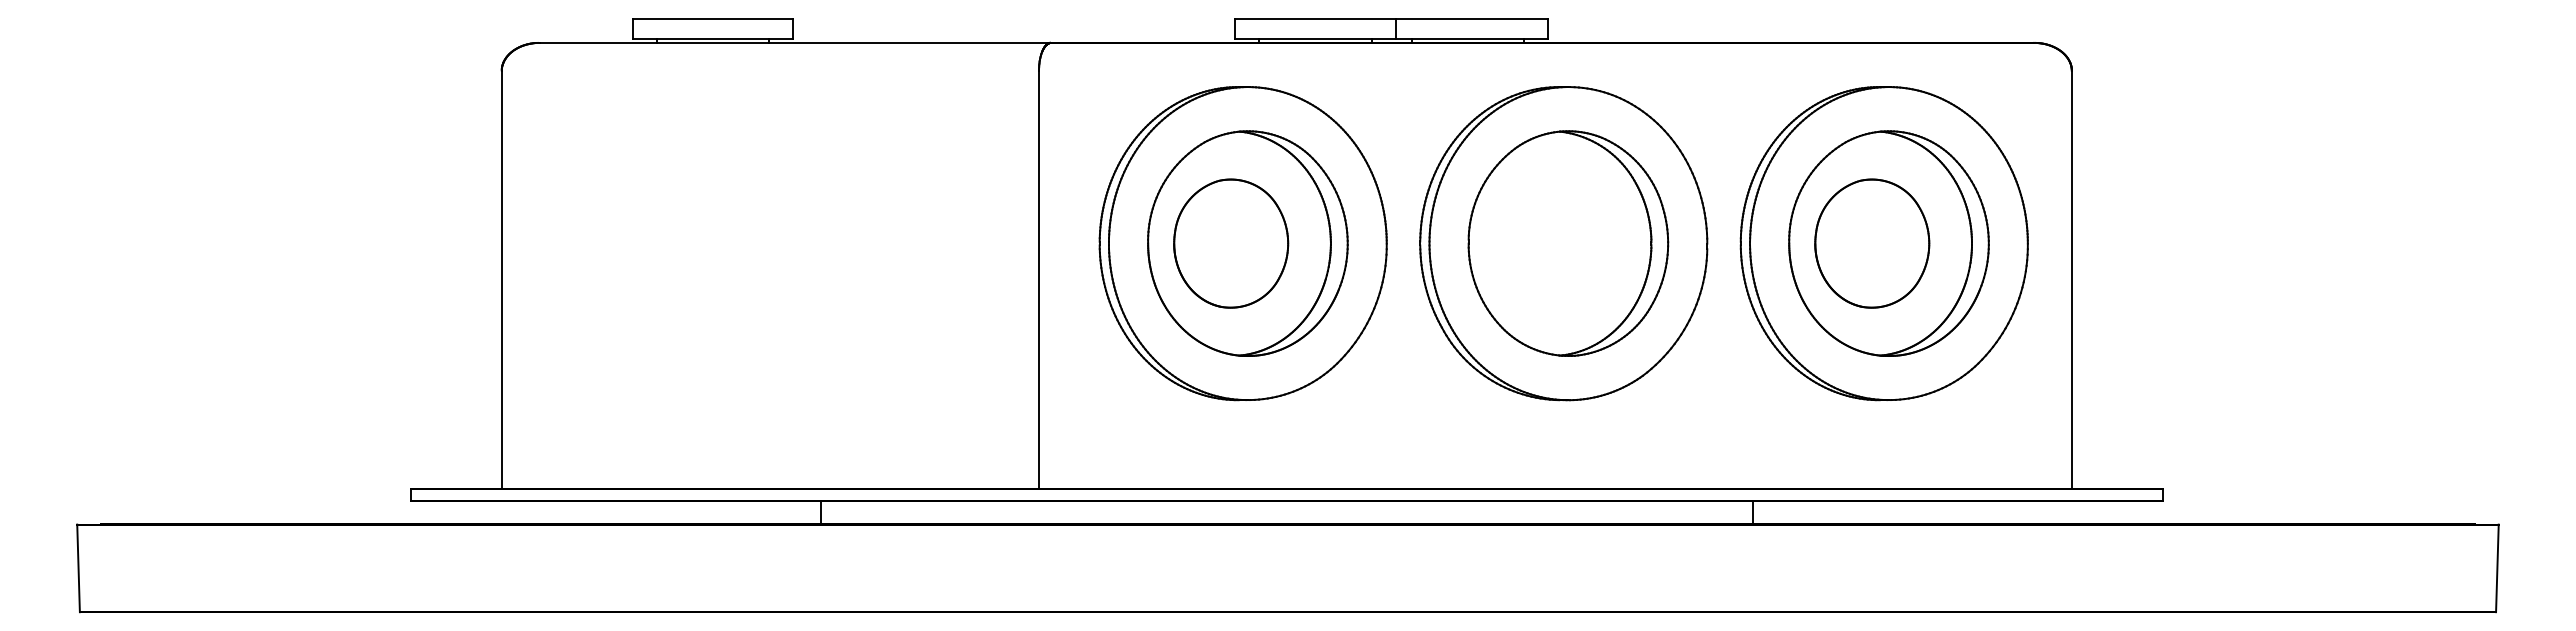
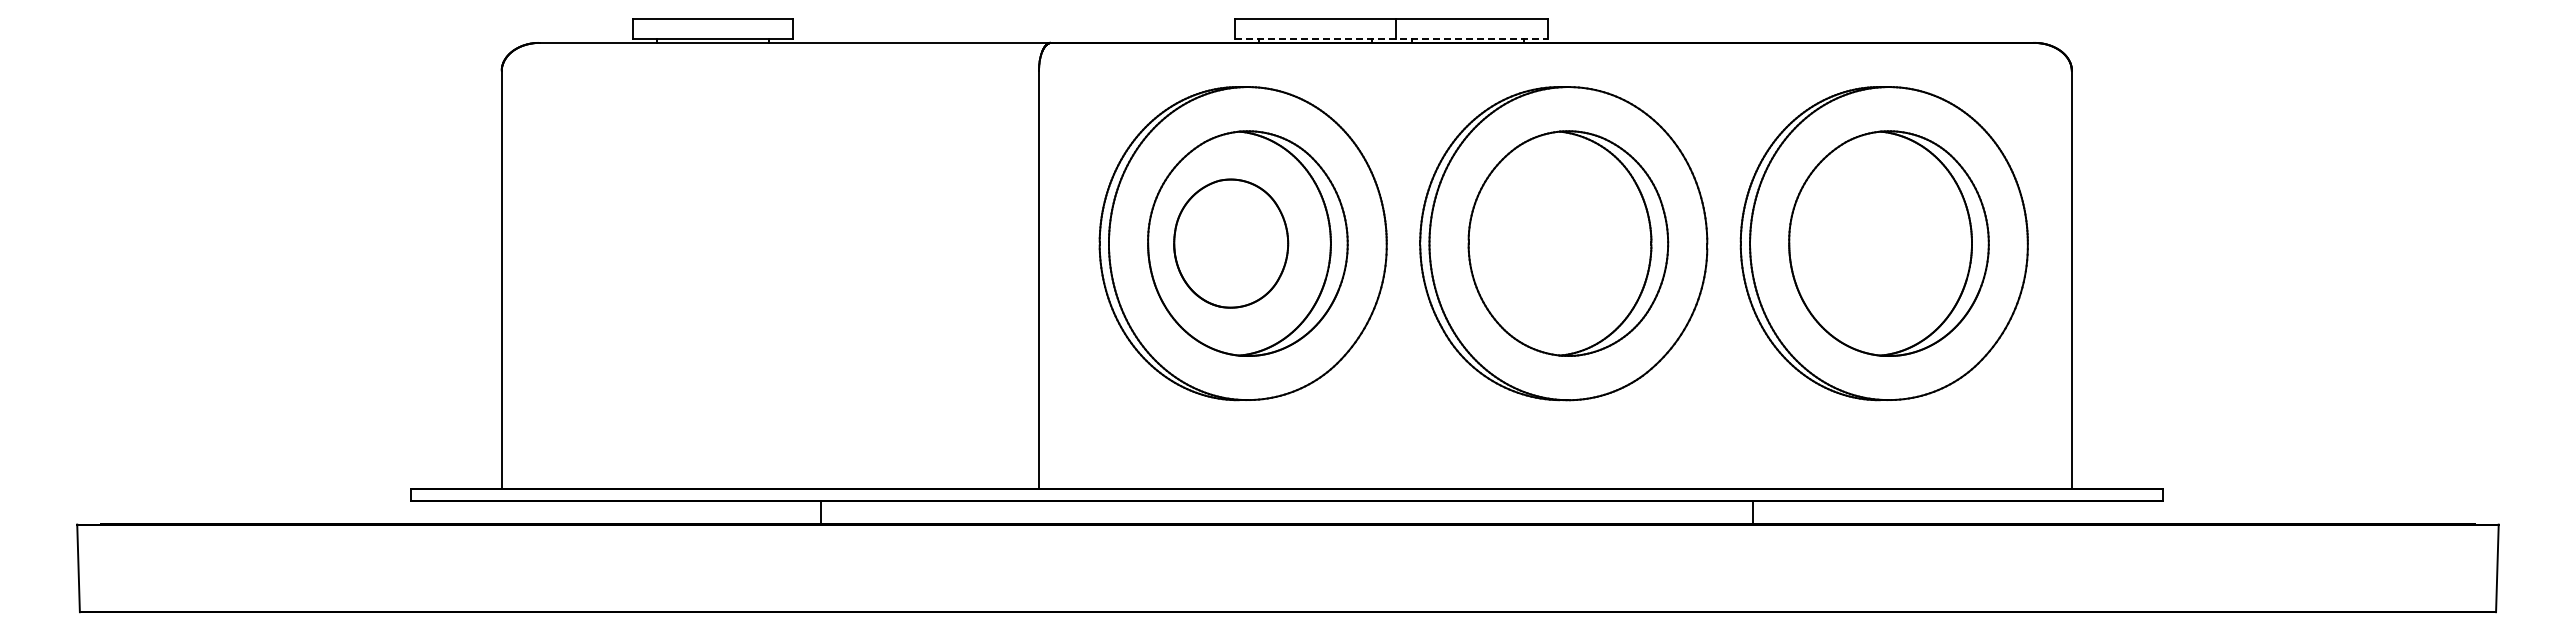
line: solid -> dashed (1391, 38)
part: present -> none (1872, 243)
